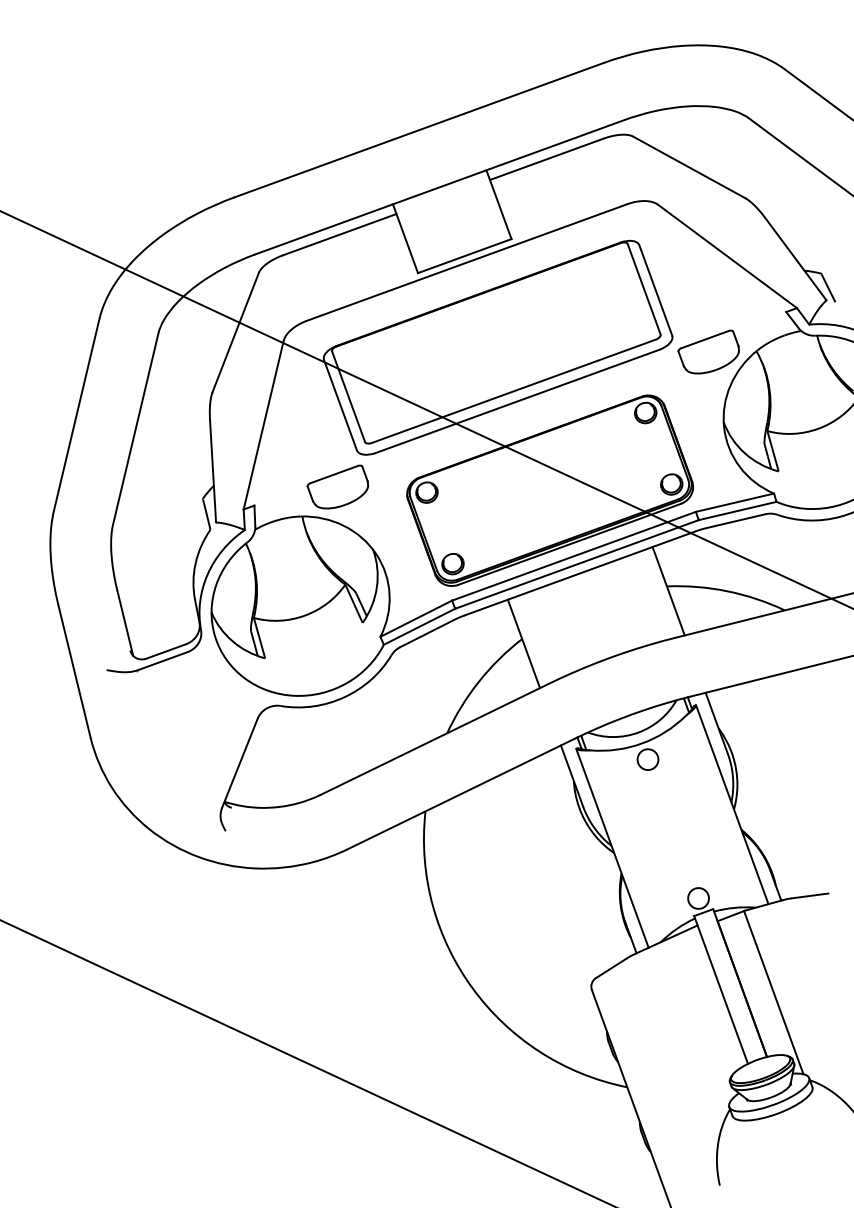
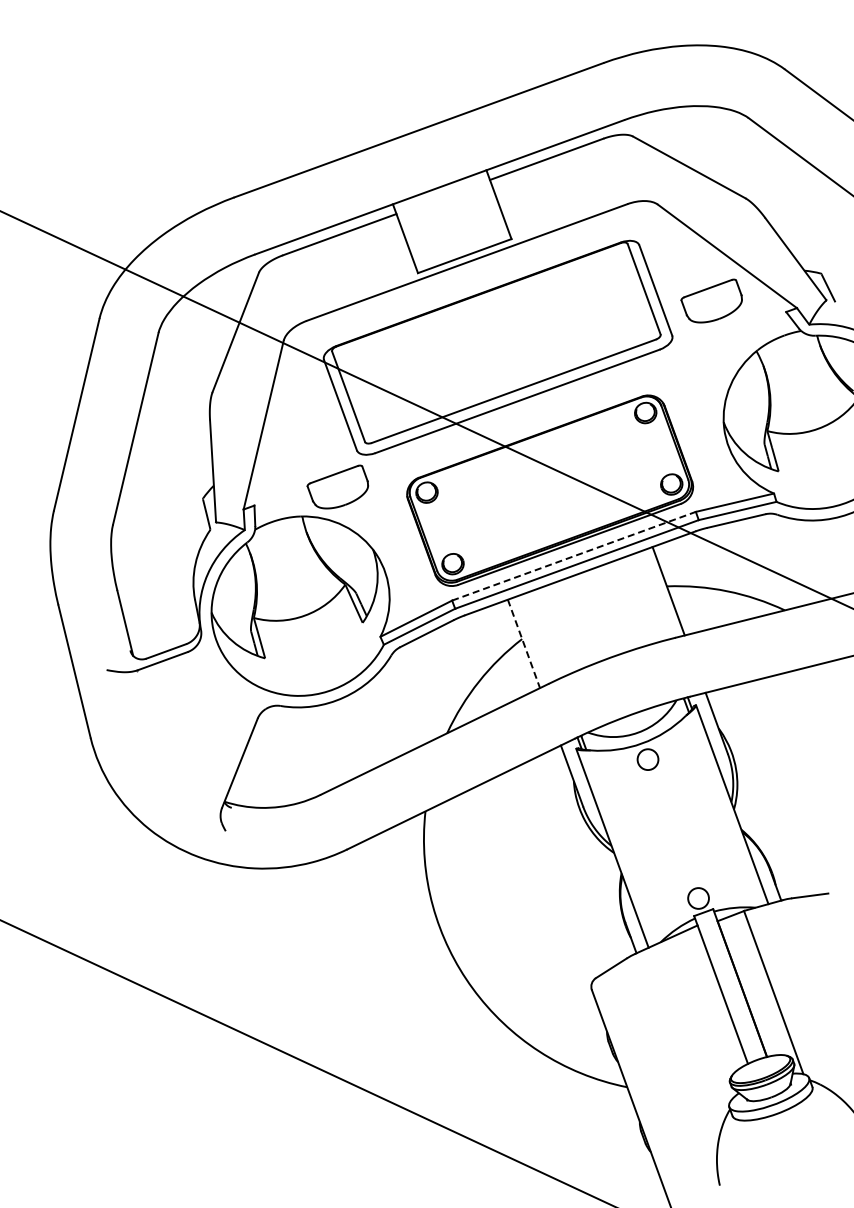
part position: (708, 351) -> (711, 300) (711, 300)
line: solid -> dashed (573, 556)
line: solid -> dashed (524, 644)
